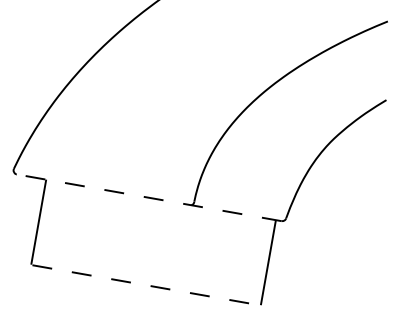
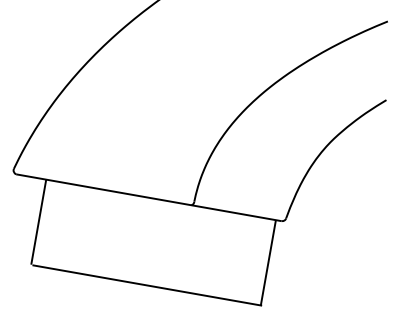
line: dashed -> solid (148, 197)
line: dashed -> solid (147, 285)
